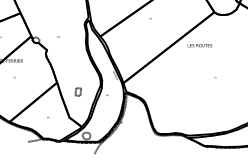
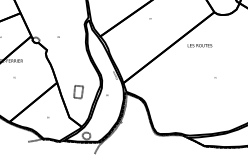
part size: 8x10 px -> 11x15 px (78, 92)
